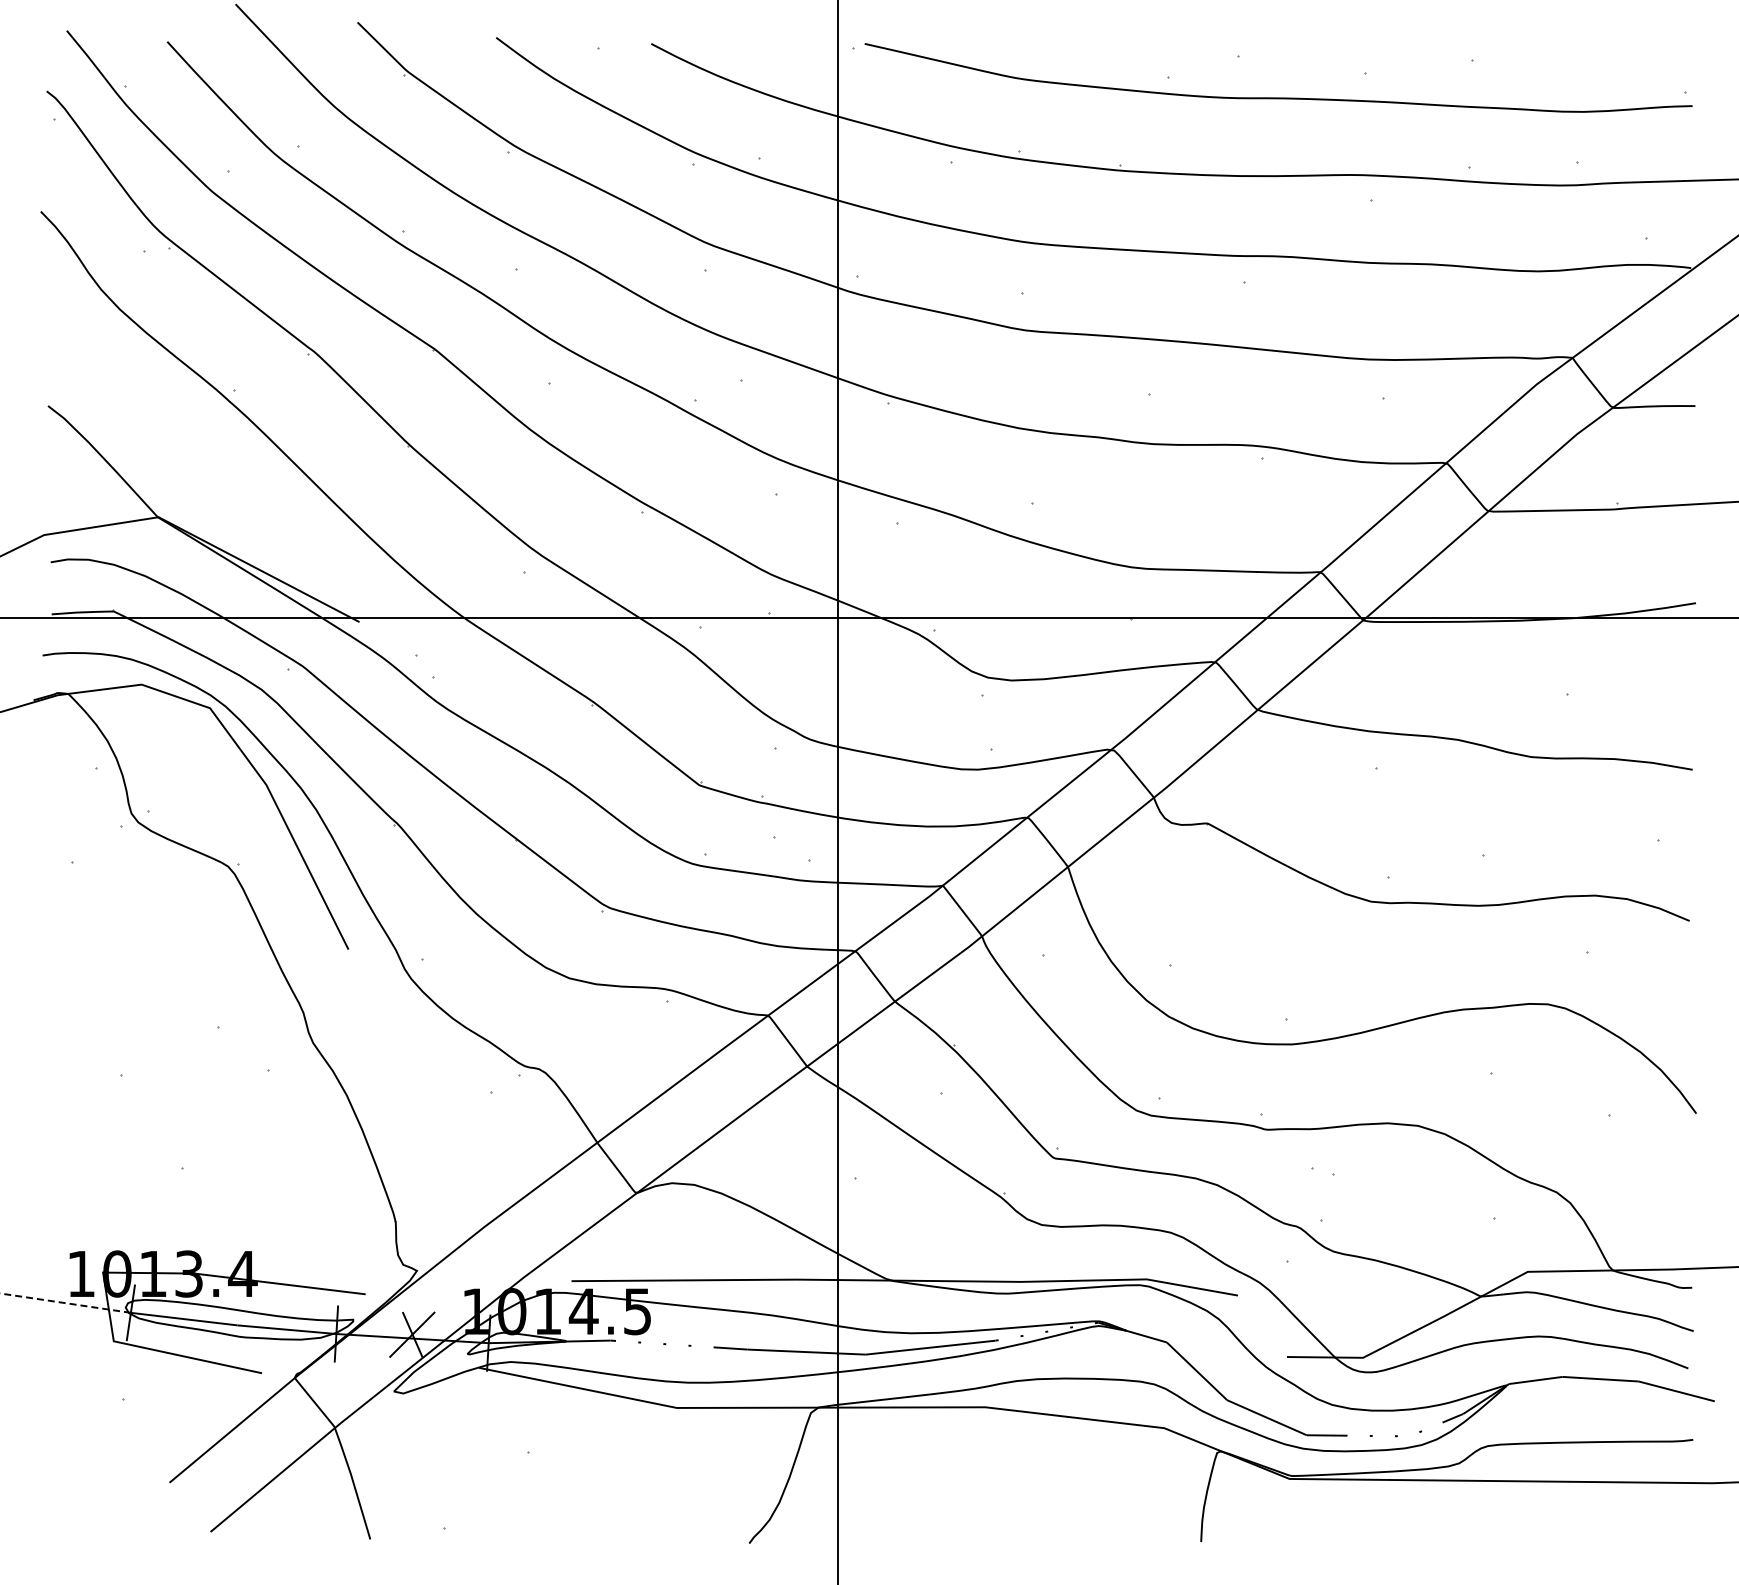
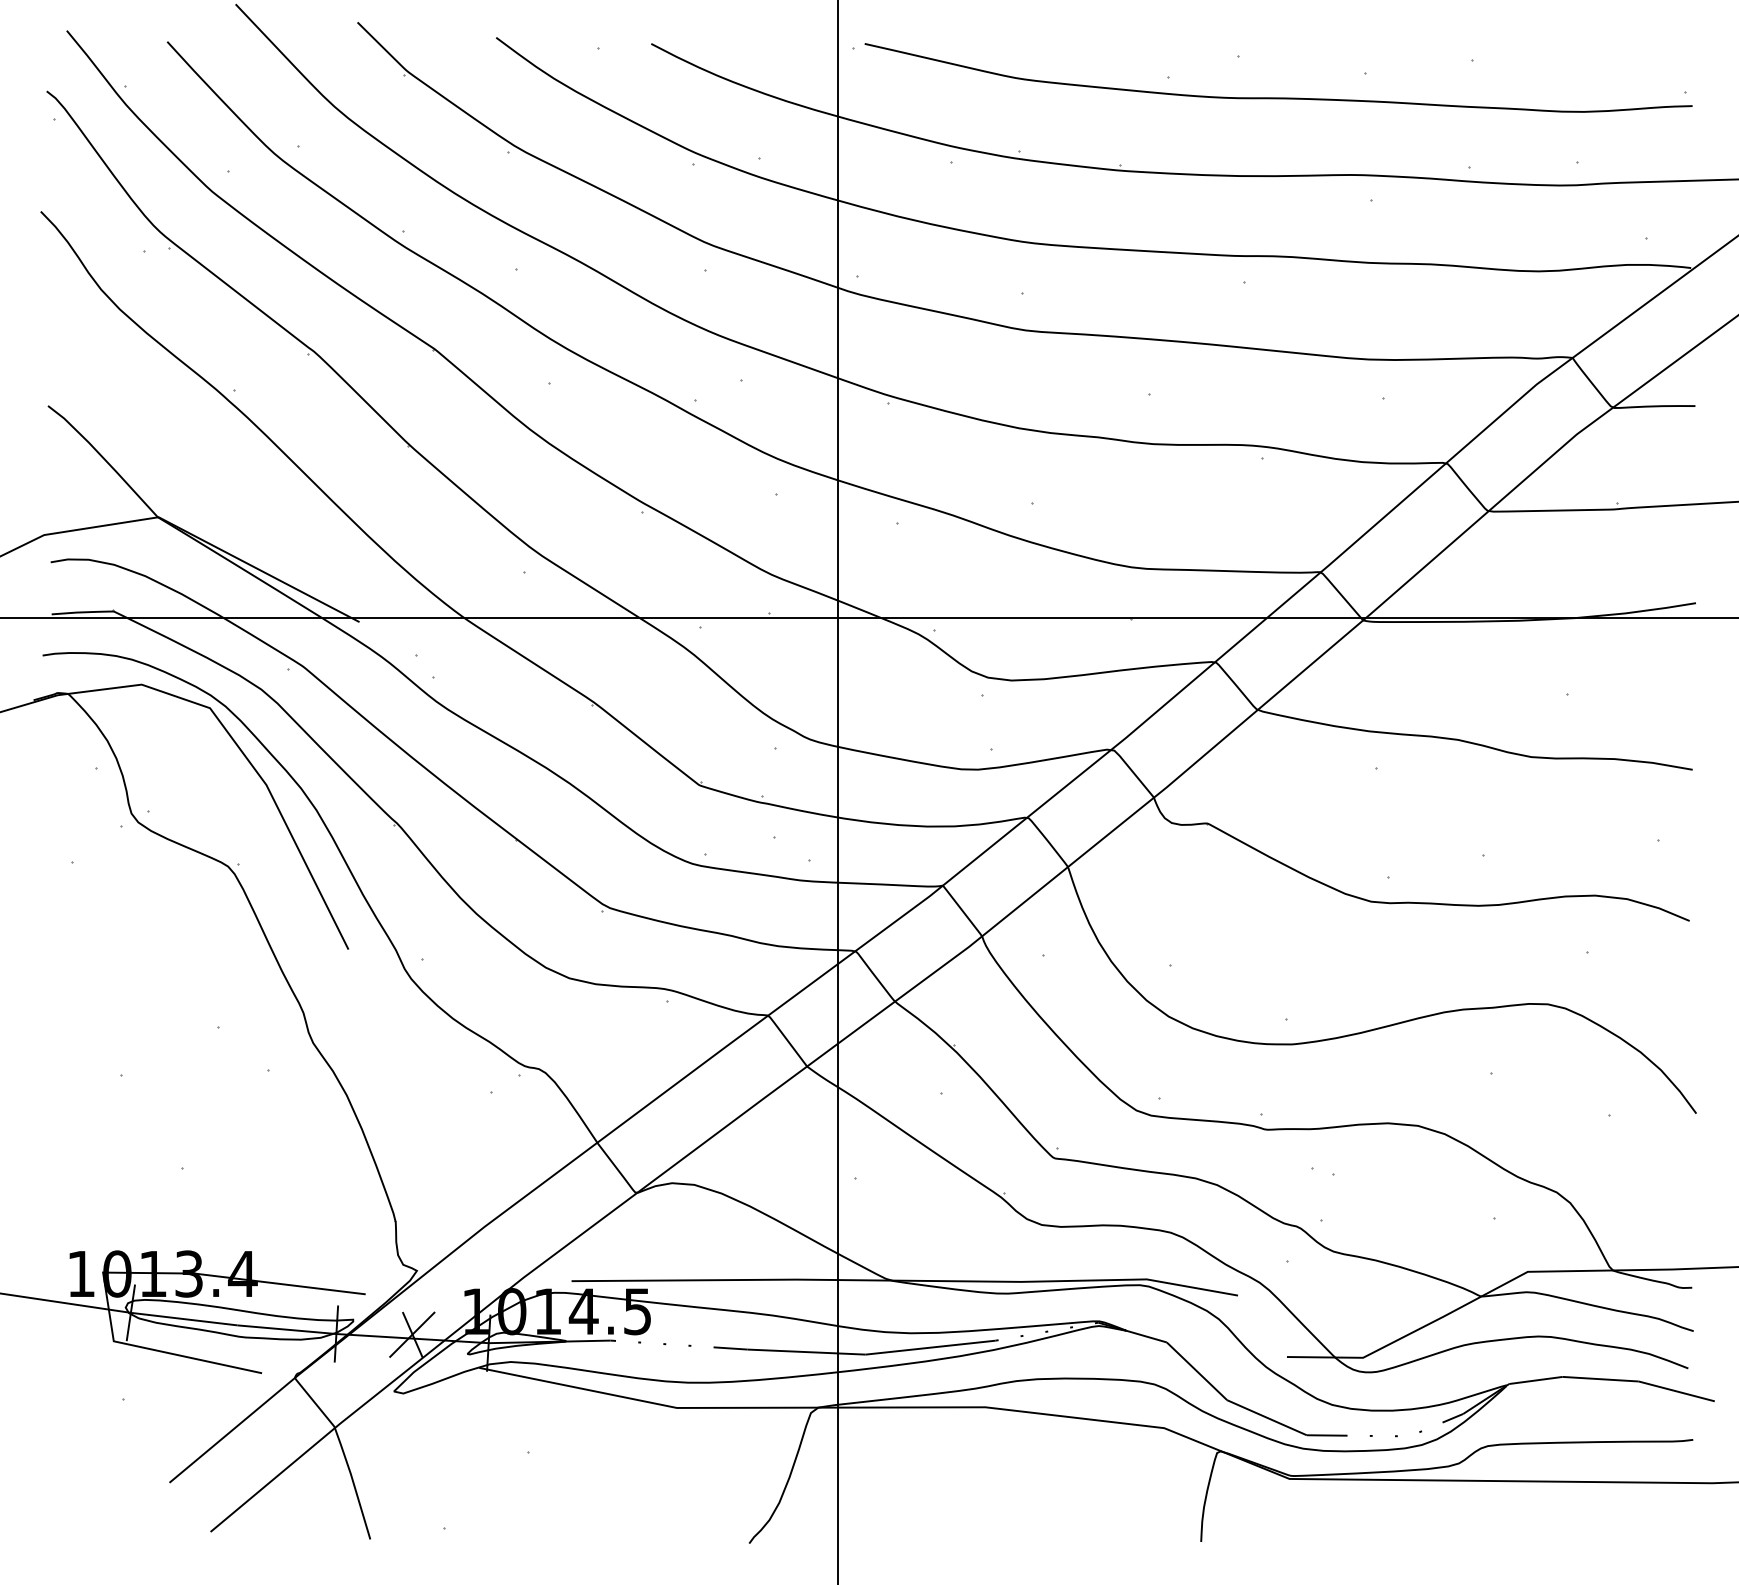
line: dashed -> solid (65, 1303)
